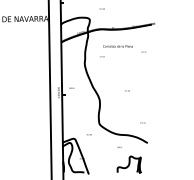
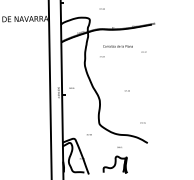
part position: (128, 164) -> (114, 164) (114, 164)
